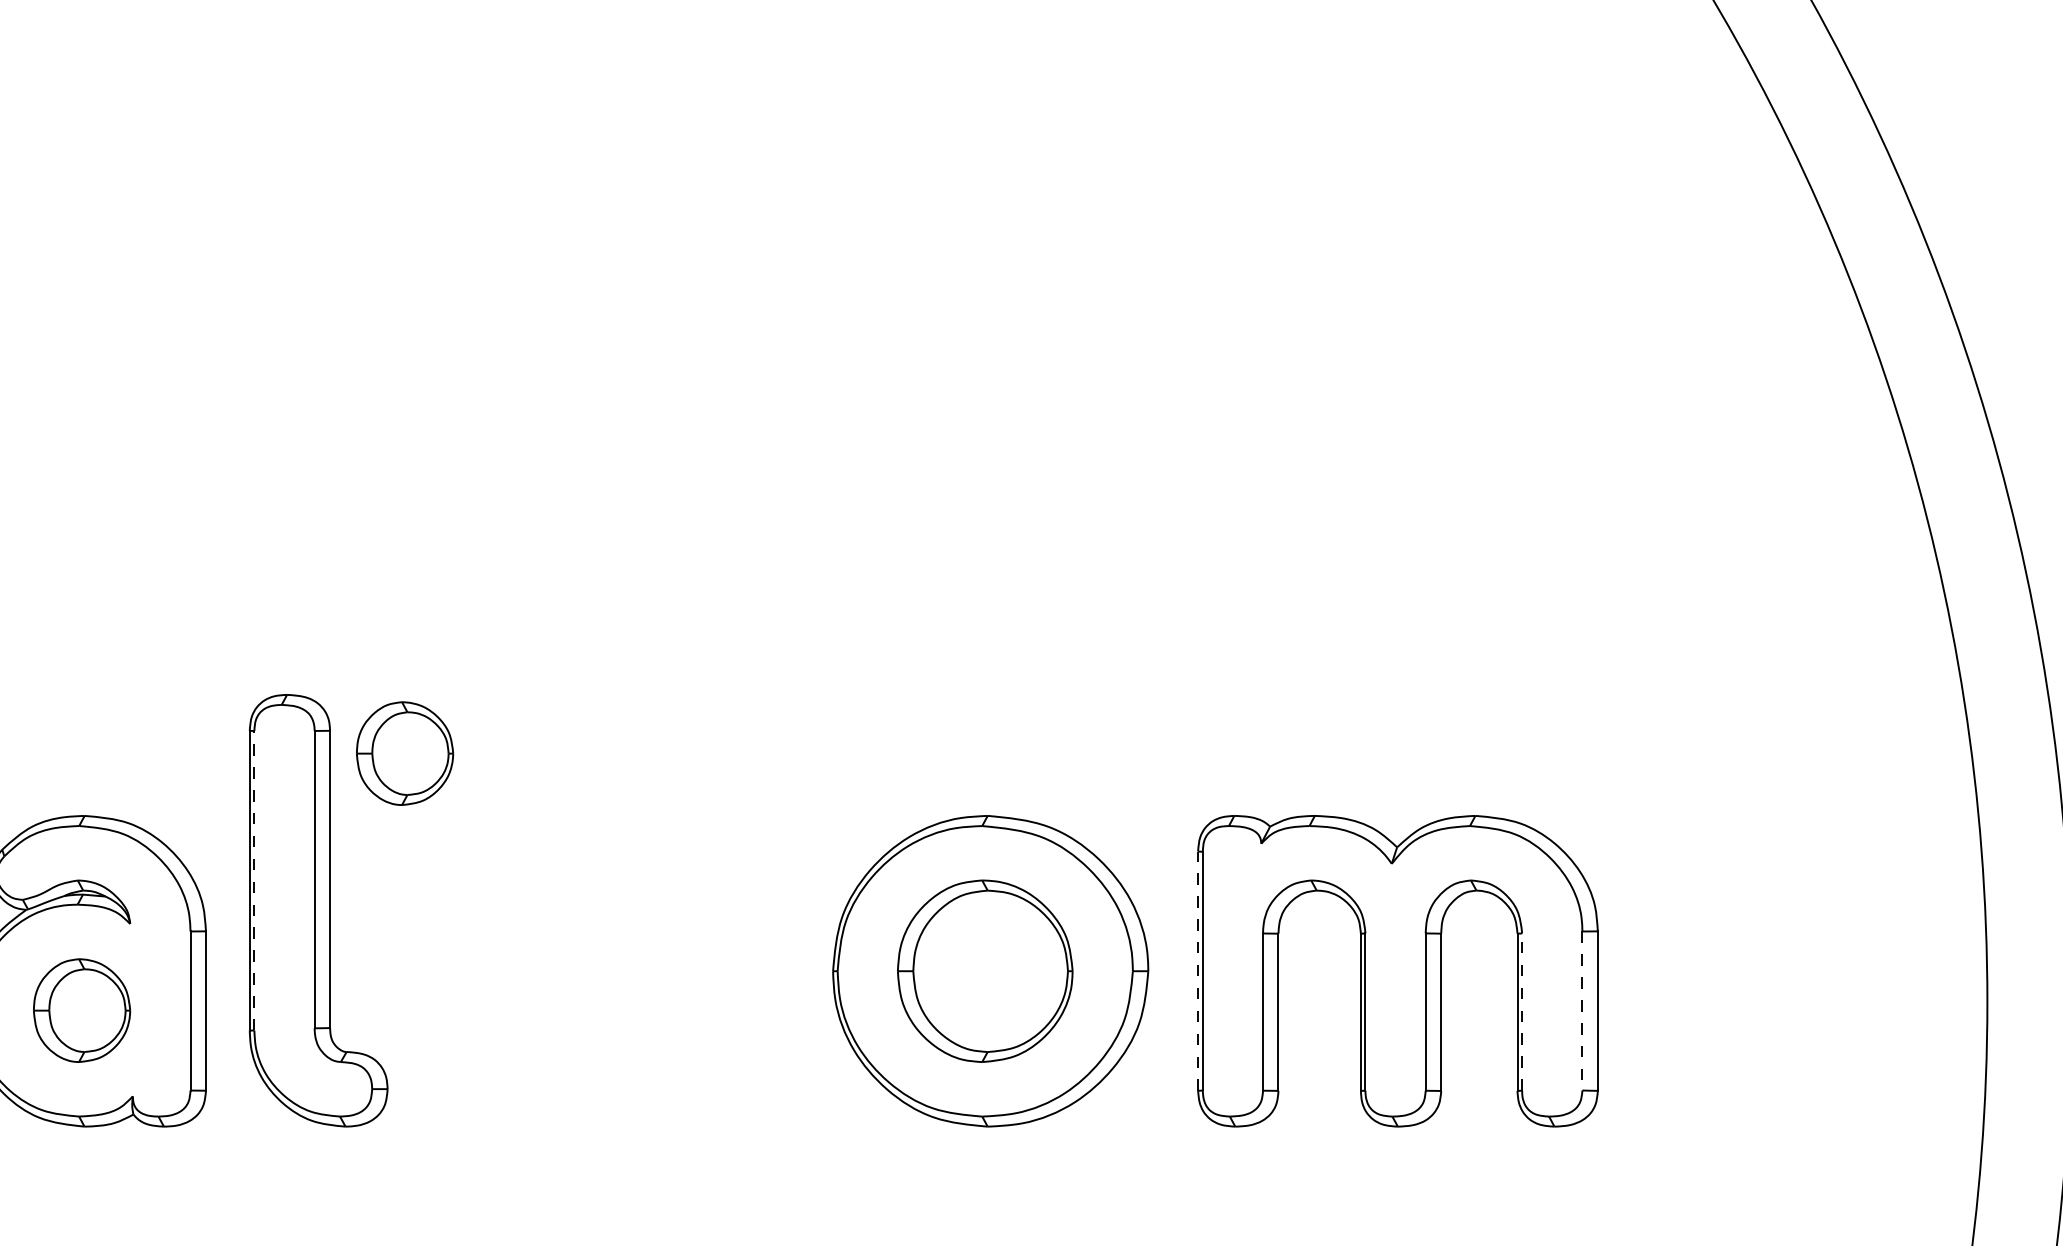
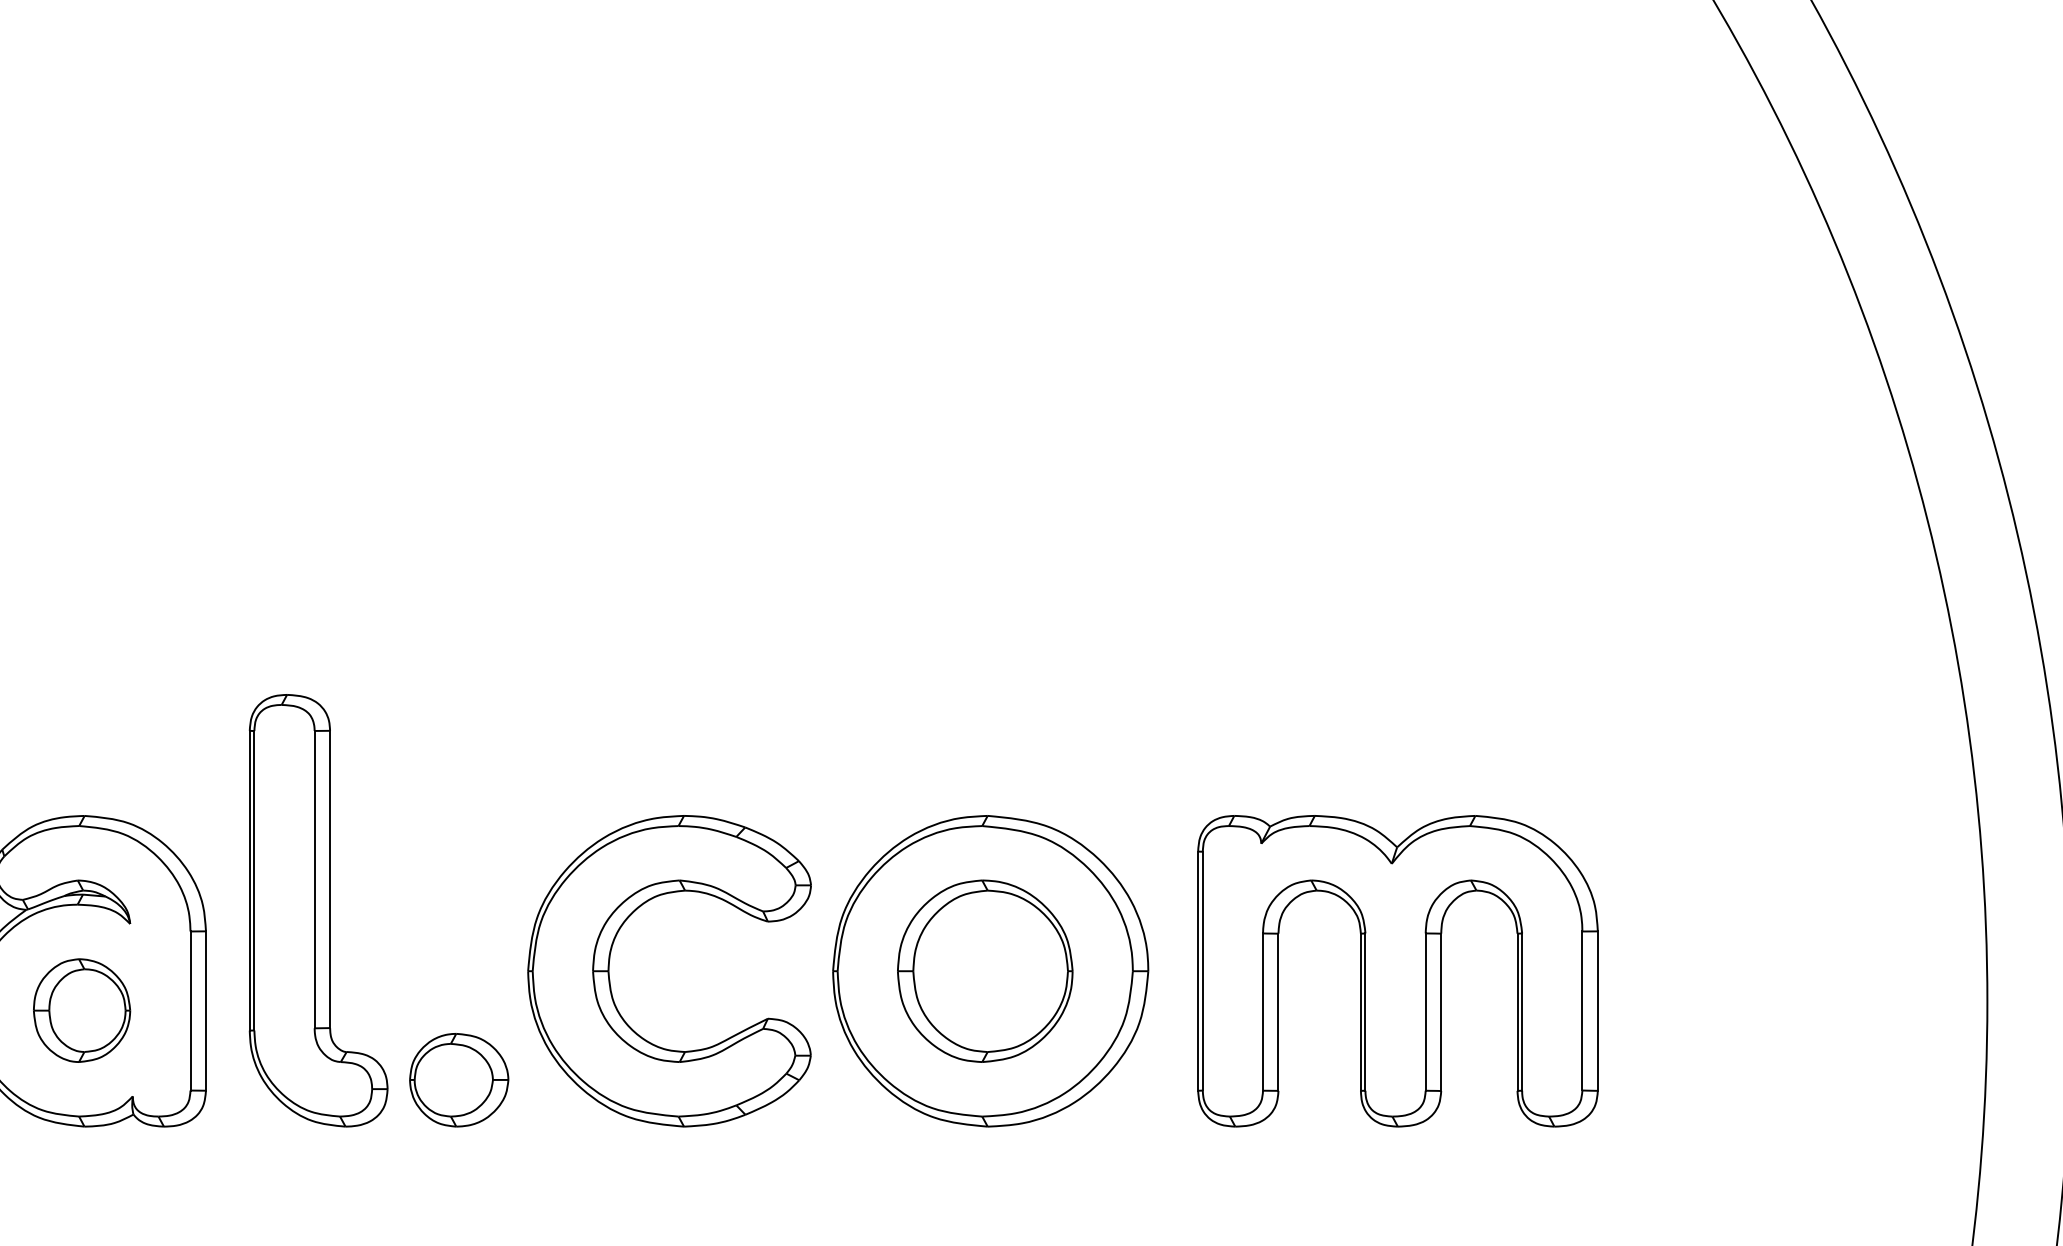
part: present -> none (405, 753)
line: dashed -> solid (254, 880)
line: dashed -> solid (1198, 971)
part: none -> present (610, 979)
line: dashed -> solid (1582, 1011)
line: dashed -> solid (1522, 1012)
part: none -> present (459, 1080)
